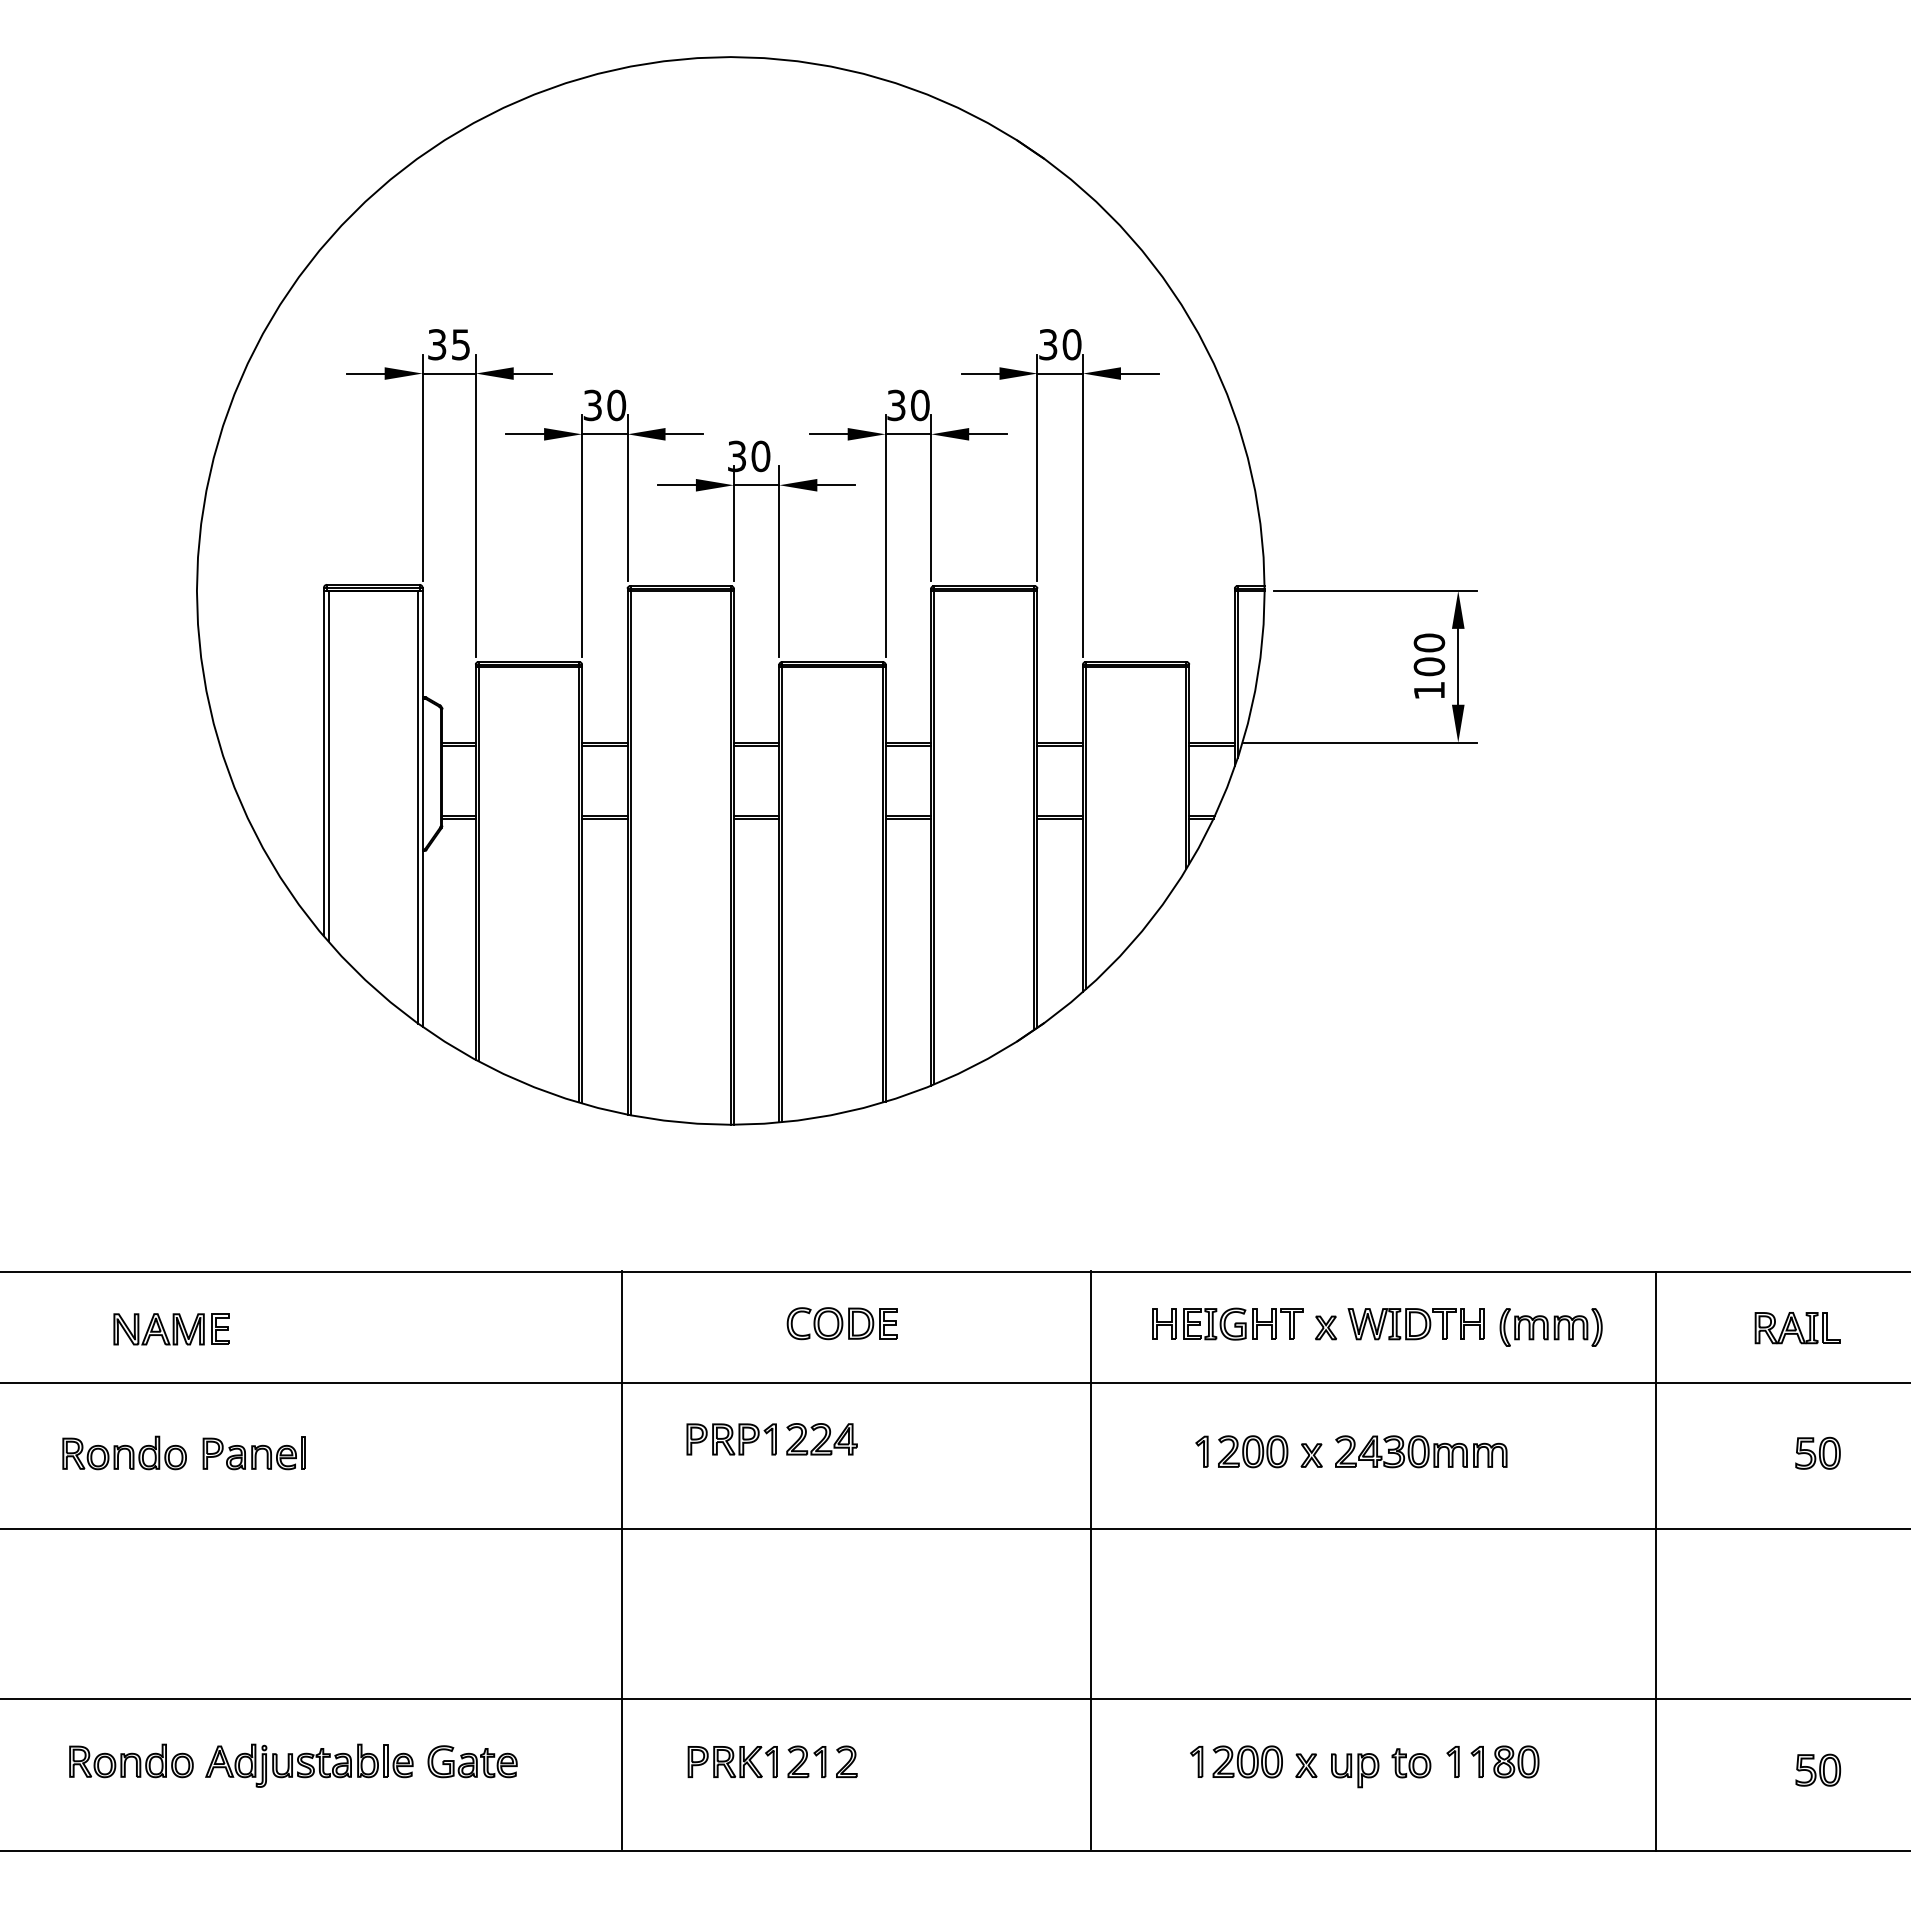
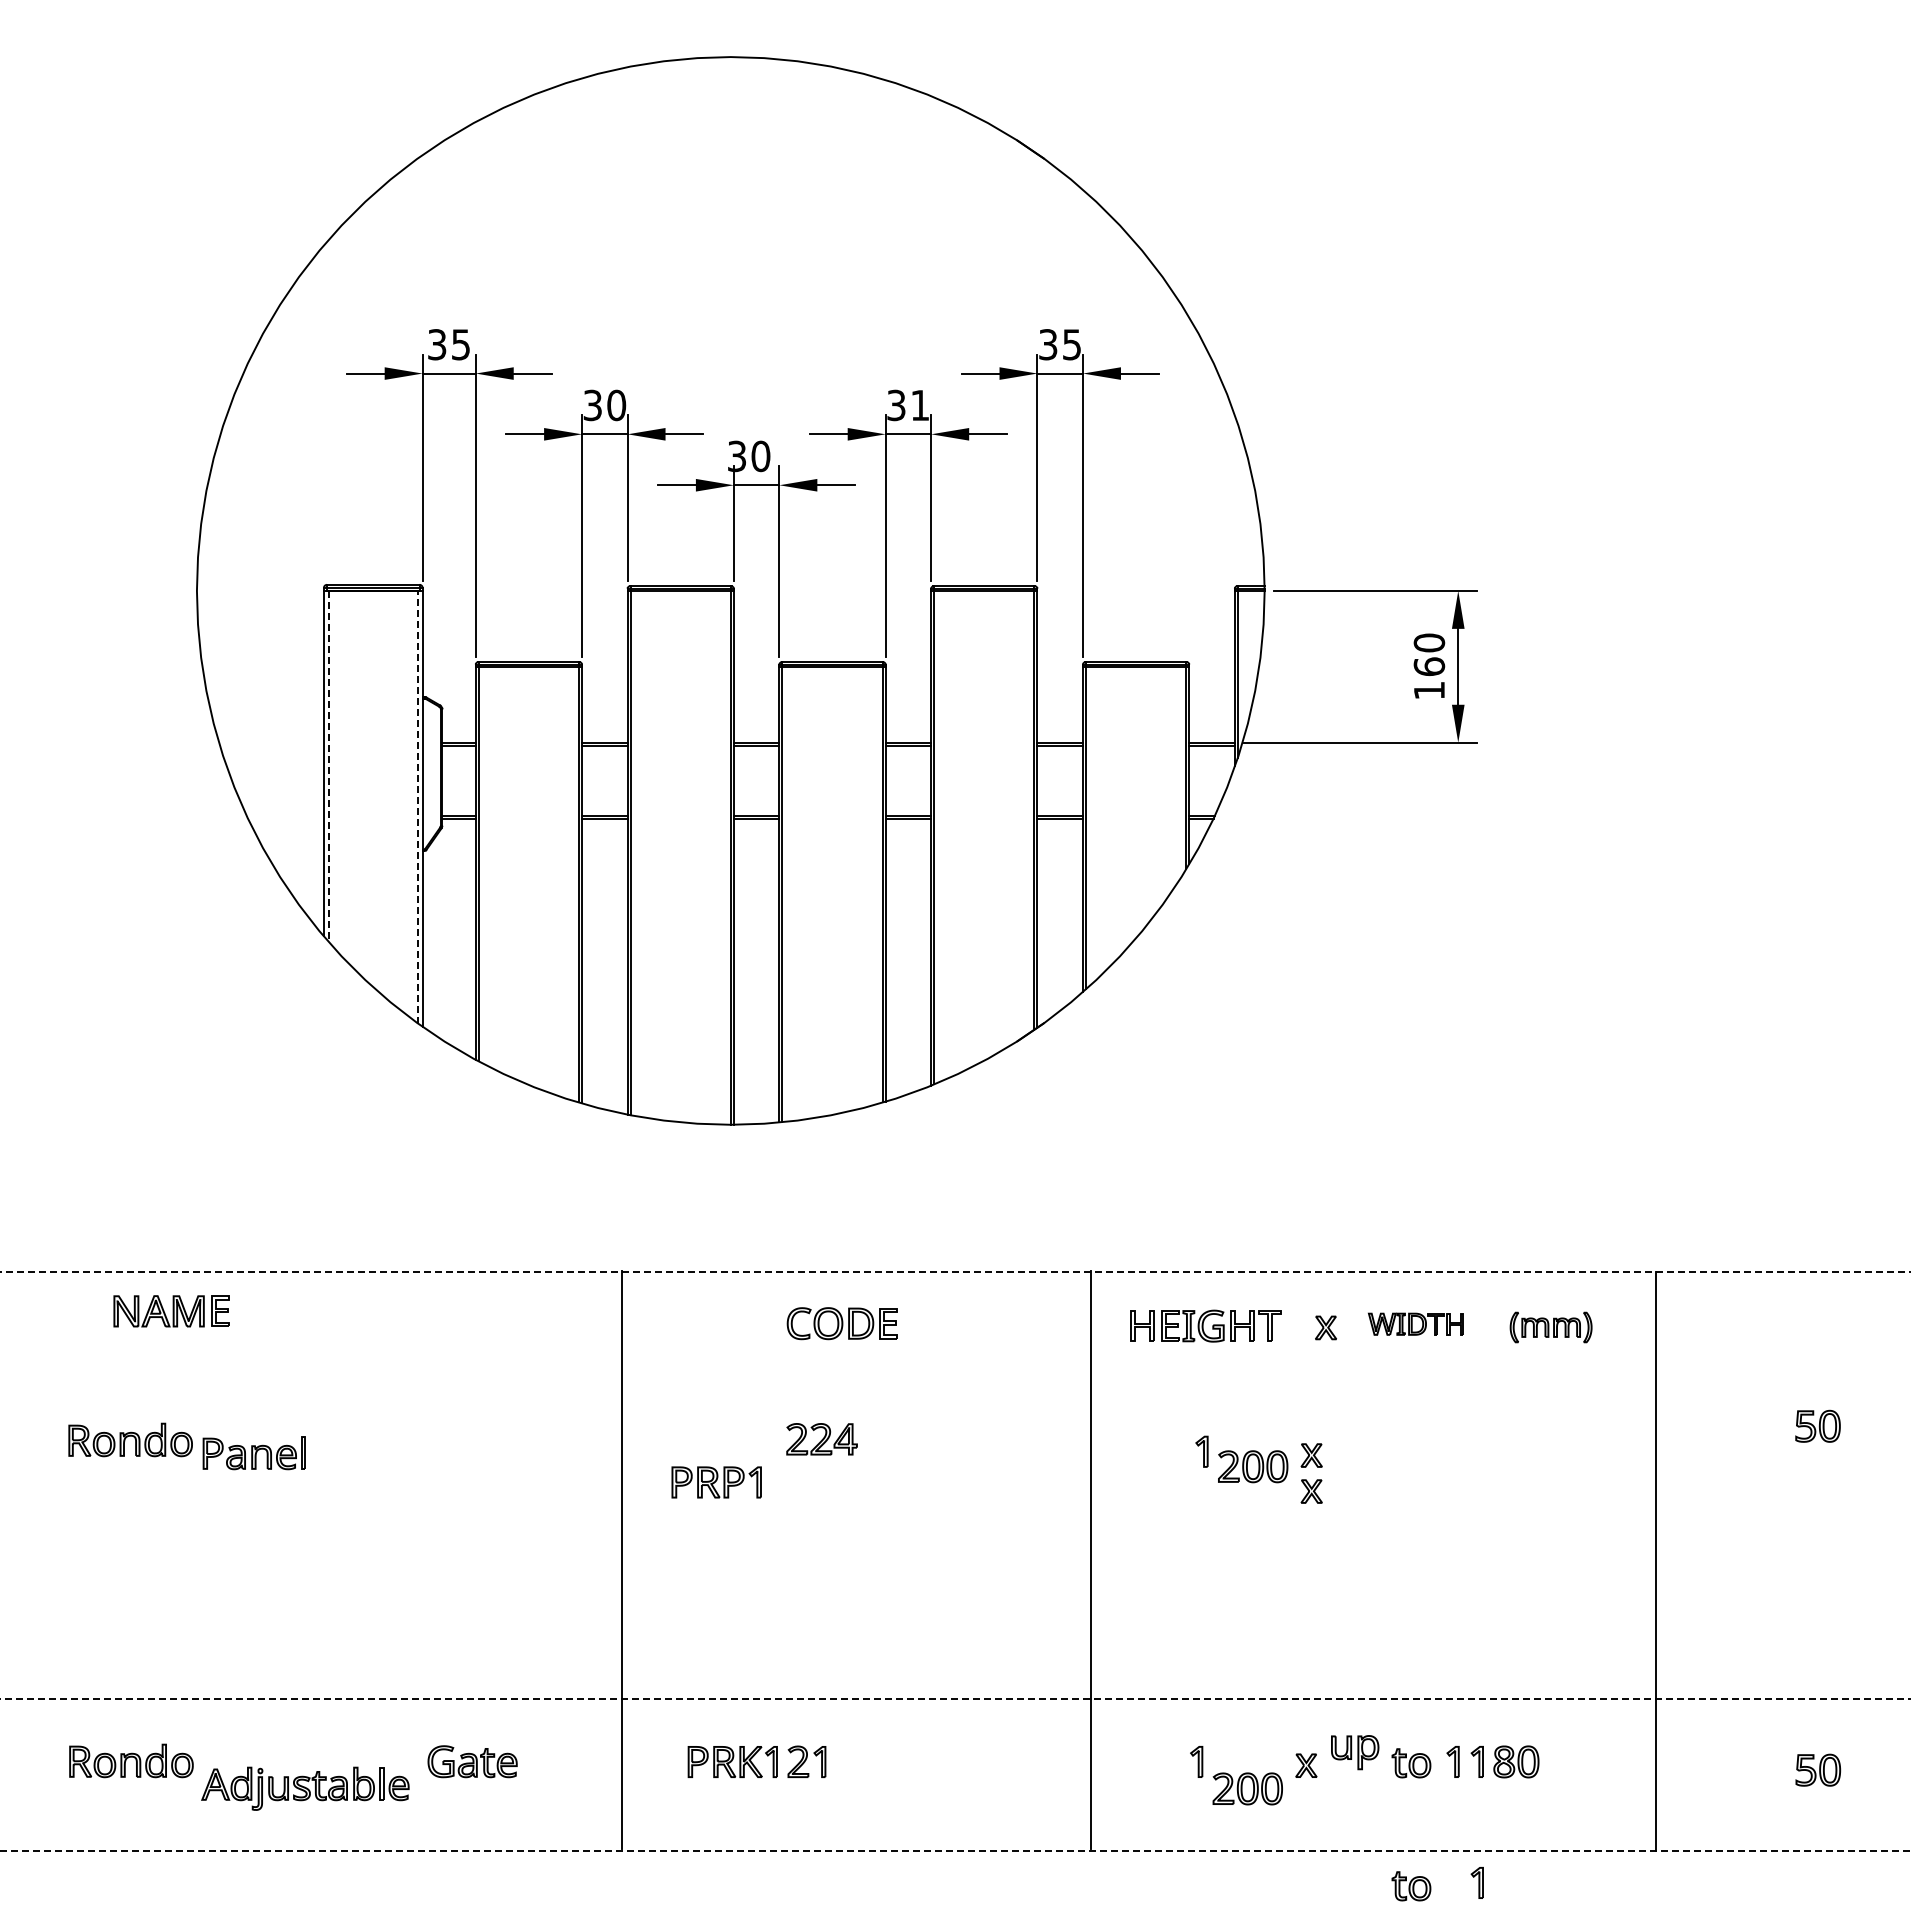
text: 30 -> 35 (1071, 344)
text: 30 -> 31 (920, 405)
text: 100 -> 160 (1428, 666)
line: solid -> dashed (328, 766)
line: solid -> dashed (418, 806)
line: solid -> dashed (956, 1272)
part position: (1227, 1323) -> (1205, 1325) (1205, 1325)
part size: 138x33 px -> 96x24 px (1415, 1323)
part size: 104x39 px -> 84x33 px (1550, 1327)
part: present -> none (1797, 1328)
part position: (171, 1329) -> (171, 1311) (171, 1311)
line: present -> none (954, 1383)
part position: (731, 1439) -> (716, 1482) (716, 1482)
part position: (1253, 1451) -> (1253, 1466) (1253, 1466)
part: present -> none (1421, 1451)
part position: (124, 1452) -> (130, 1439) (130, 1439)
part position: (1817, 1452) -> (1817, 1425) (1817, 1425)
part: none -> present (1311, 1491)
line: present -> none (954, 1529)
line: solid -> dashed (955, 1698)
part: present -> none (846, 1761)
part position: (1247, 1761) -> (1247, 1788) (1247, 1788)
part position: (309, 1765) -> (305, 1788) (305, 1788)
part position: (1355, 1770) -> (1355, 1752) (1355, 1752)
line: solid -> dashed (954, 1850)
part: none -> present (1476, 1882)
part: none -> present (1411, 1886)
